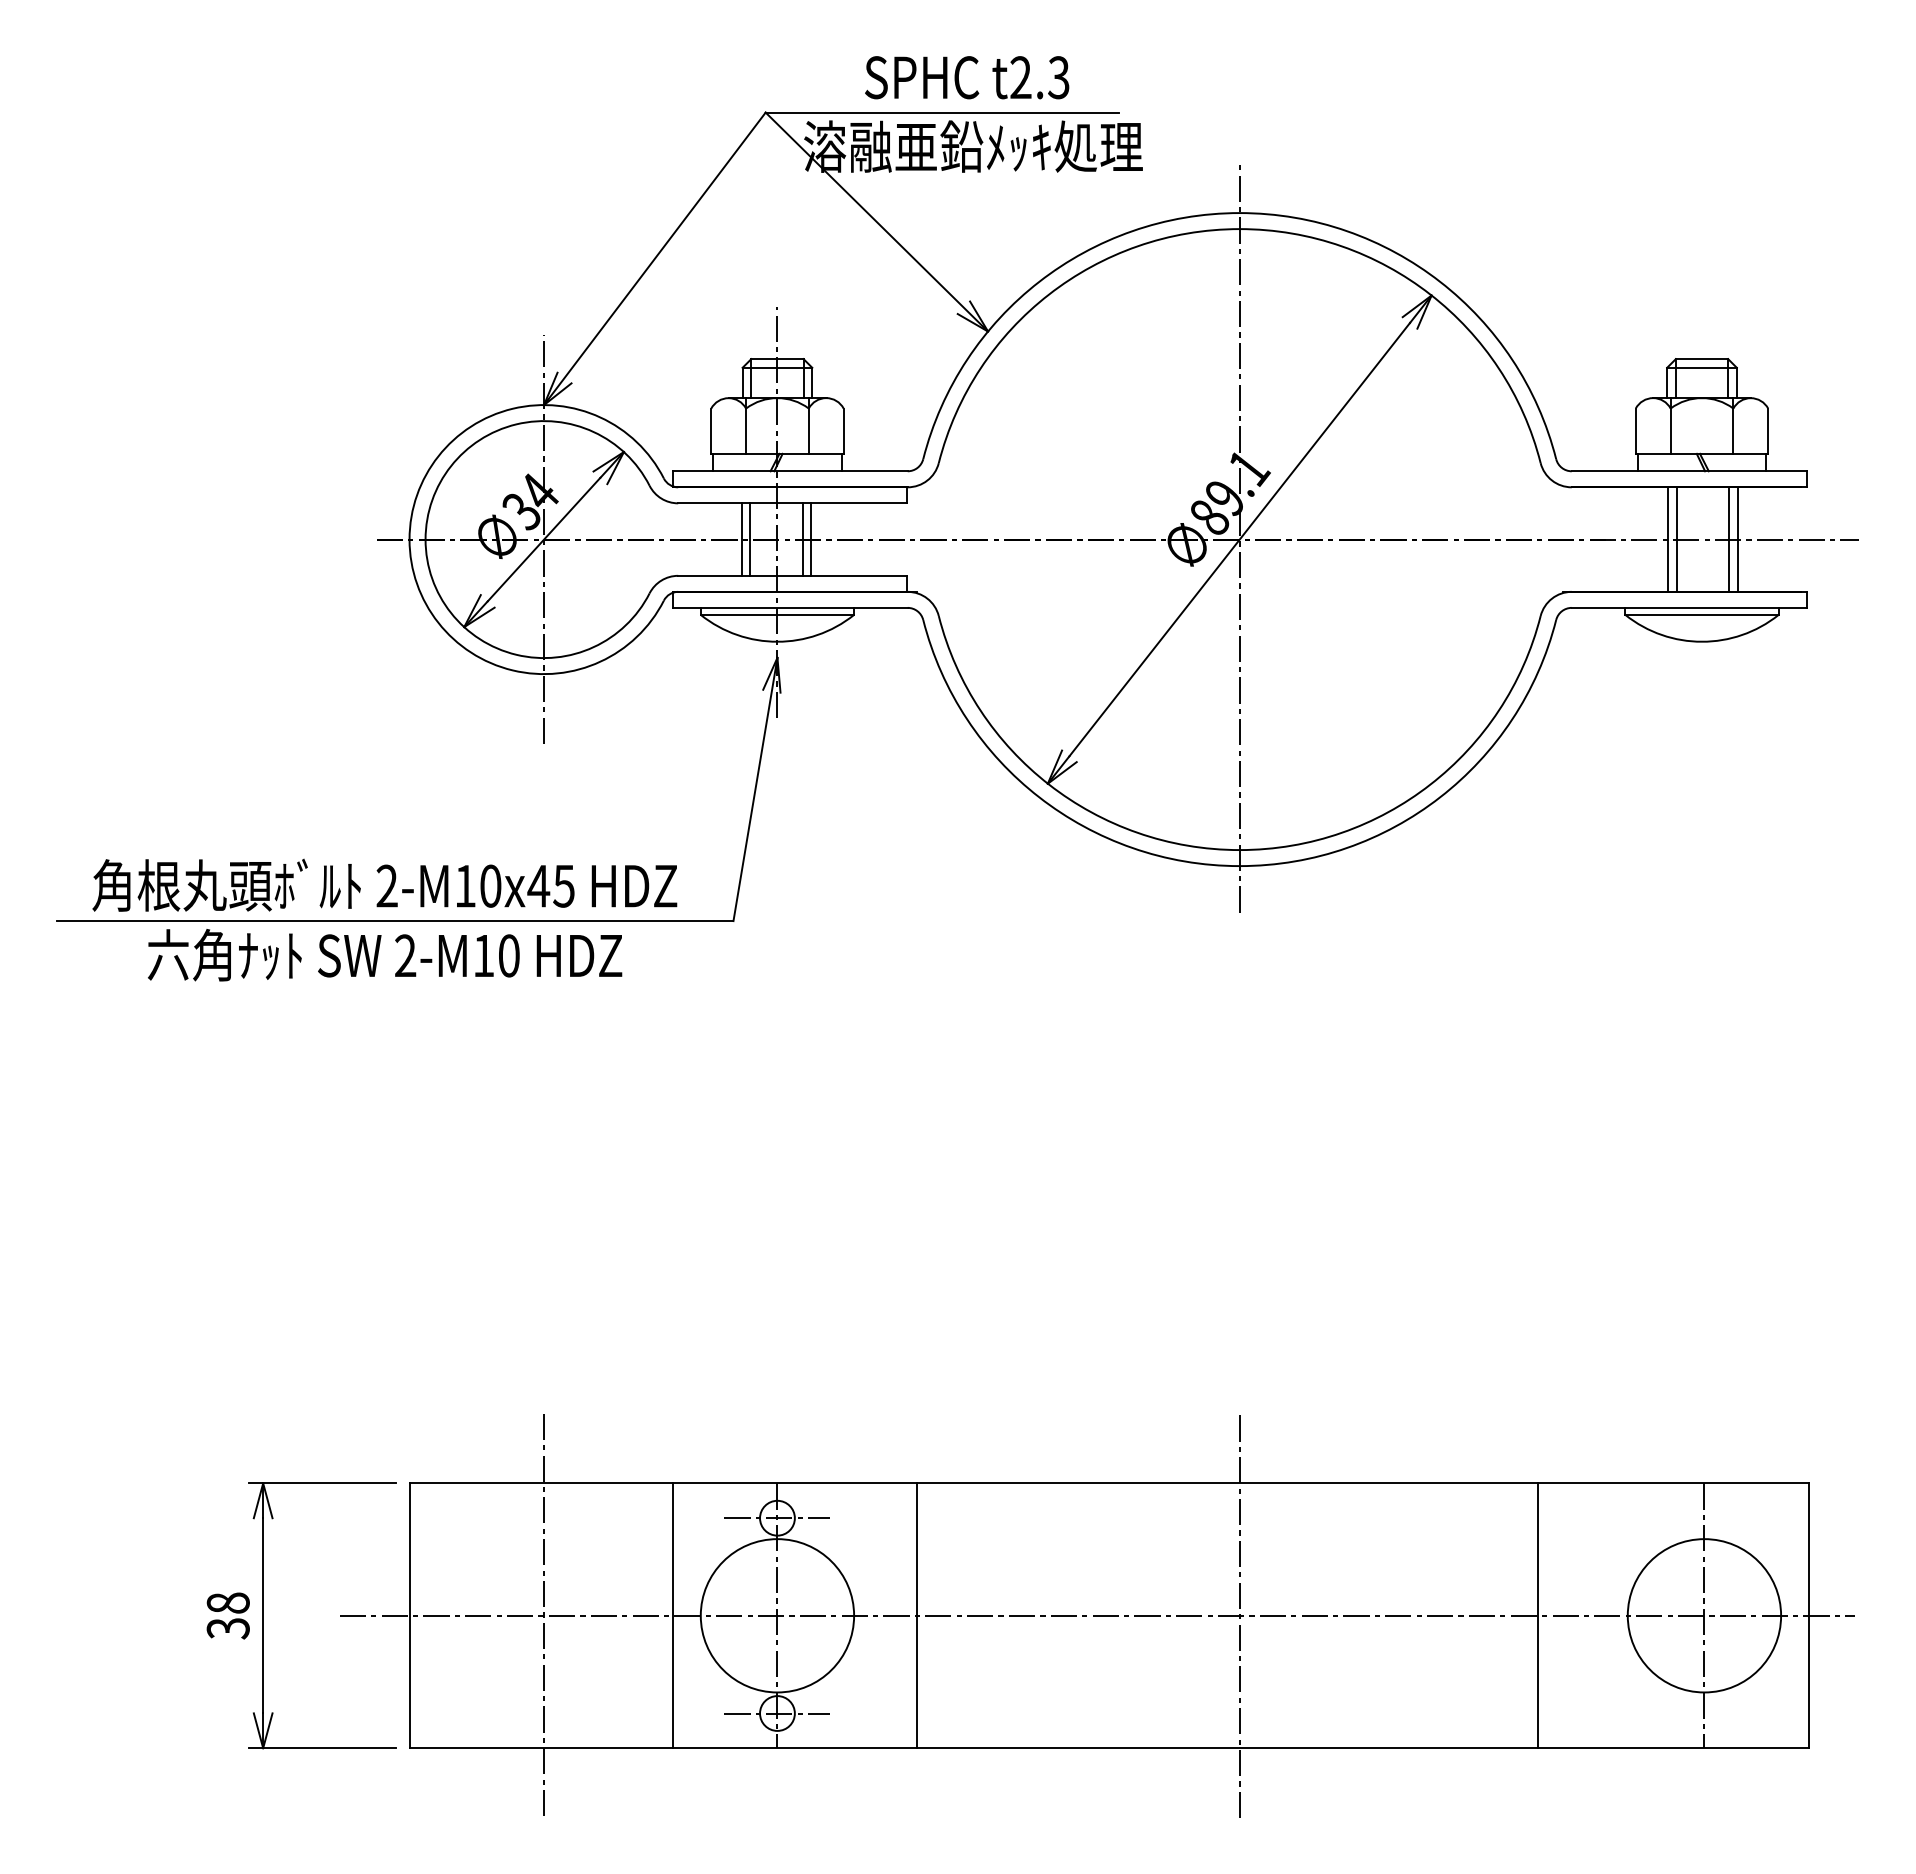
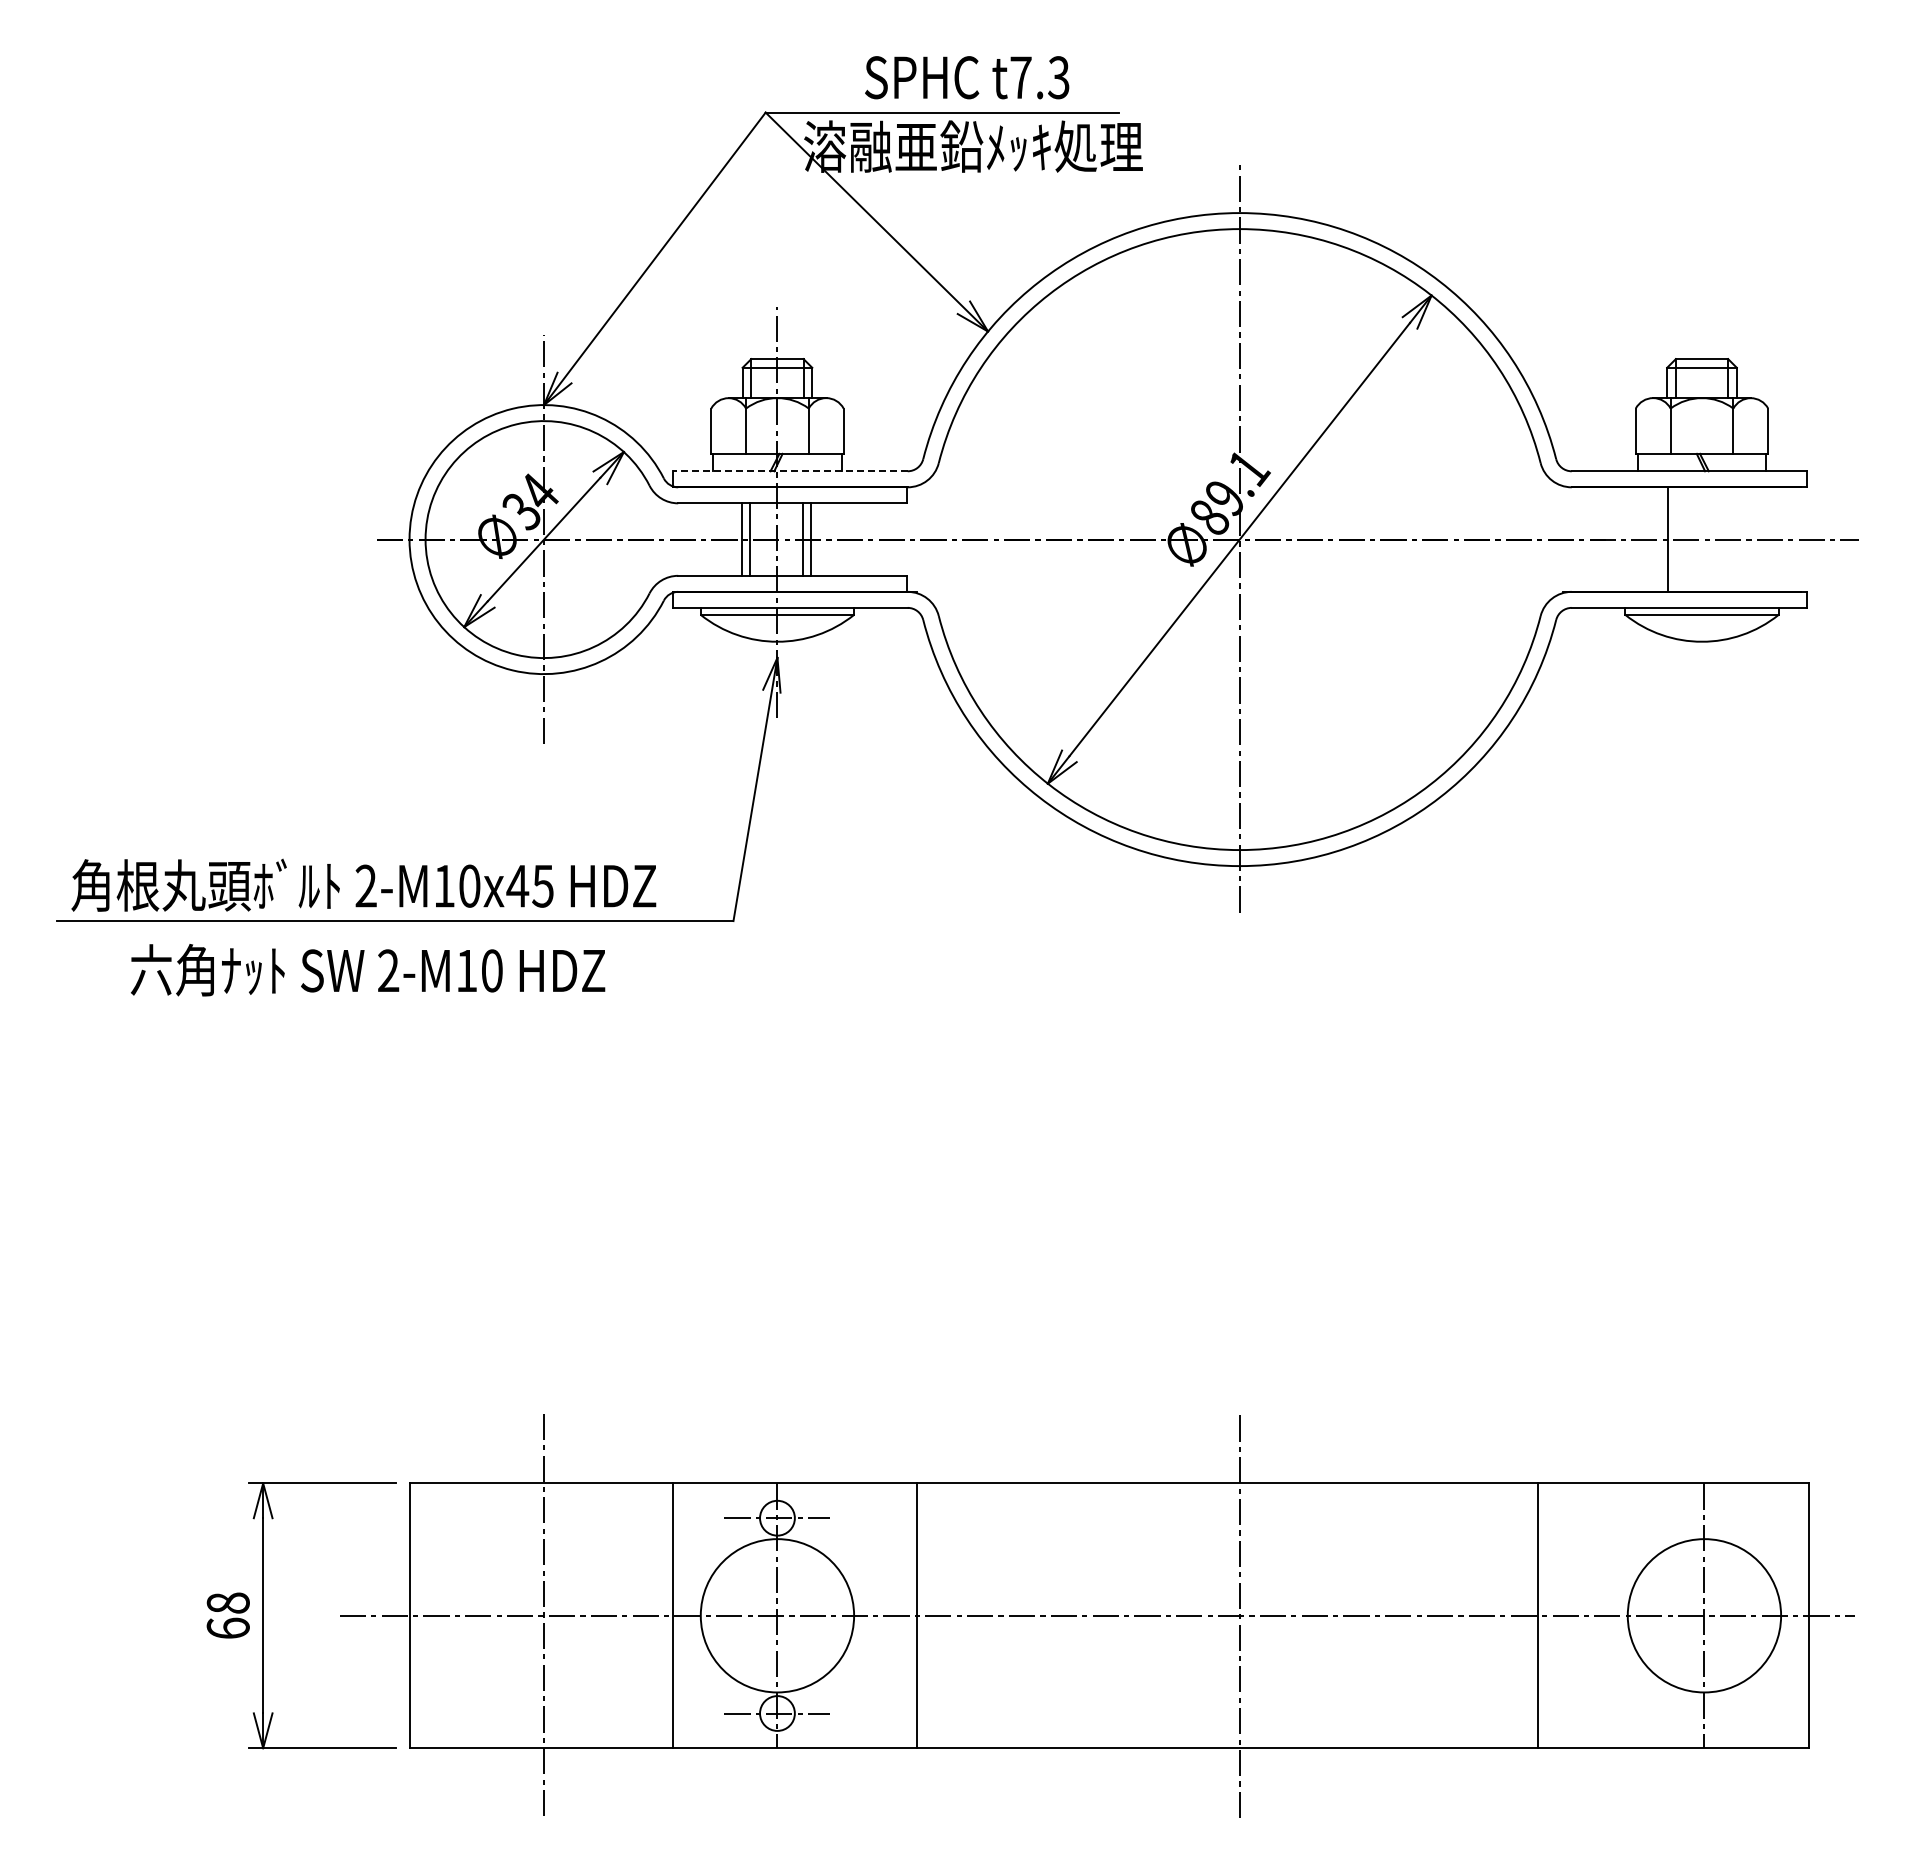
text: t2.3 -> t7.3 (1020, 77)
line: solid -> dashed (789, 471)
line: present -> none (1676, 539)
line: present -> none (1729, 539)
line: present -> none (1737, 539)
text position: (384, 884) -> (363, 884) (363, 884)
text position: (385, 955) -> (368, 970) (368, 970)
text: 38 -> 68 (227, 1628)
